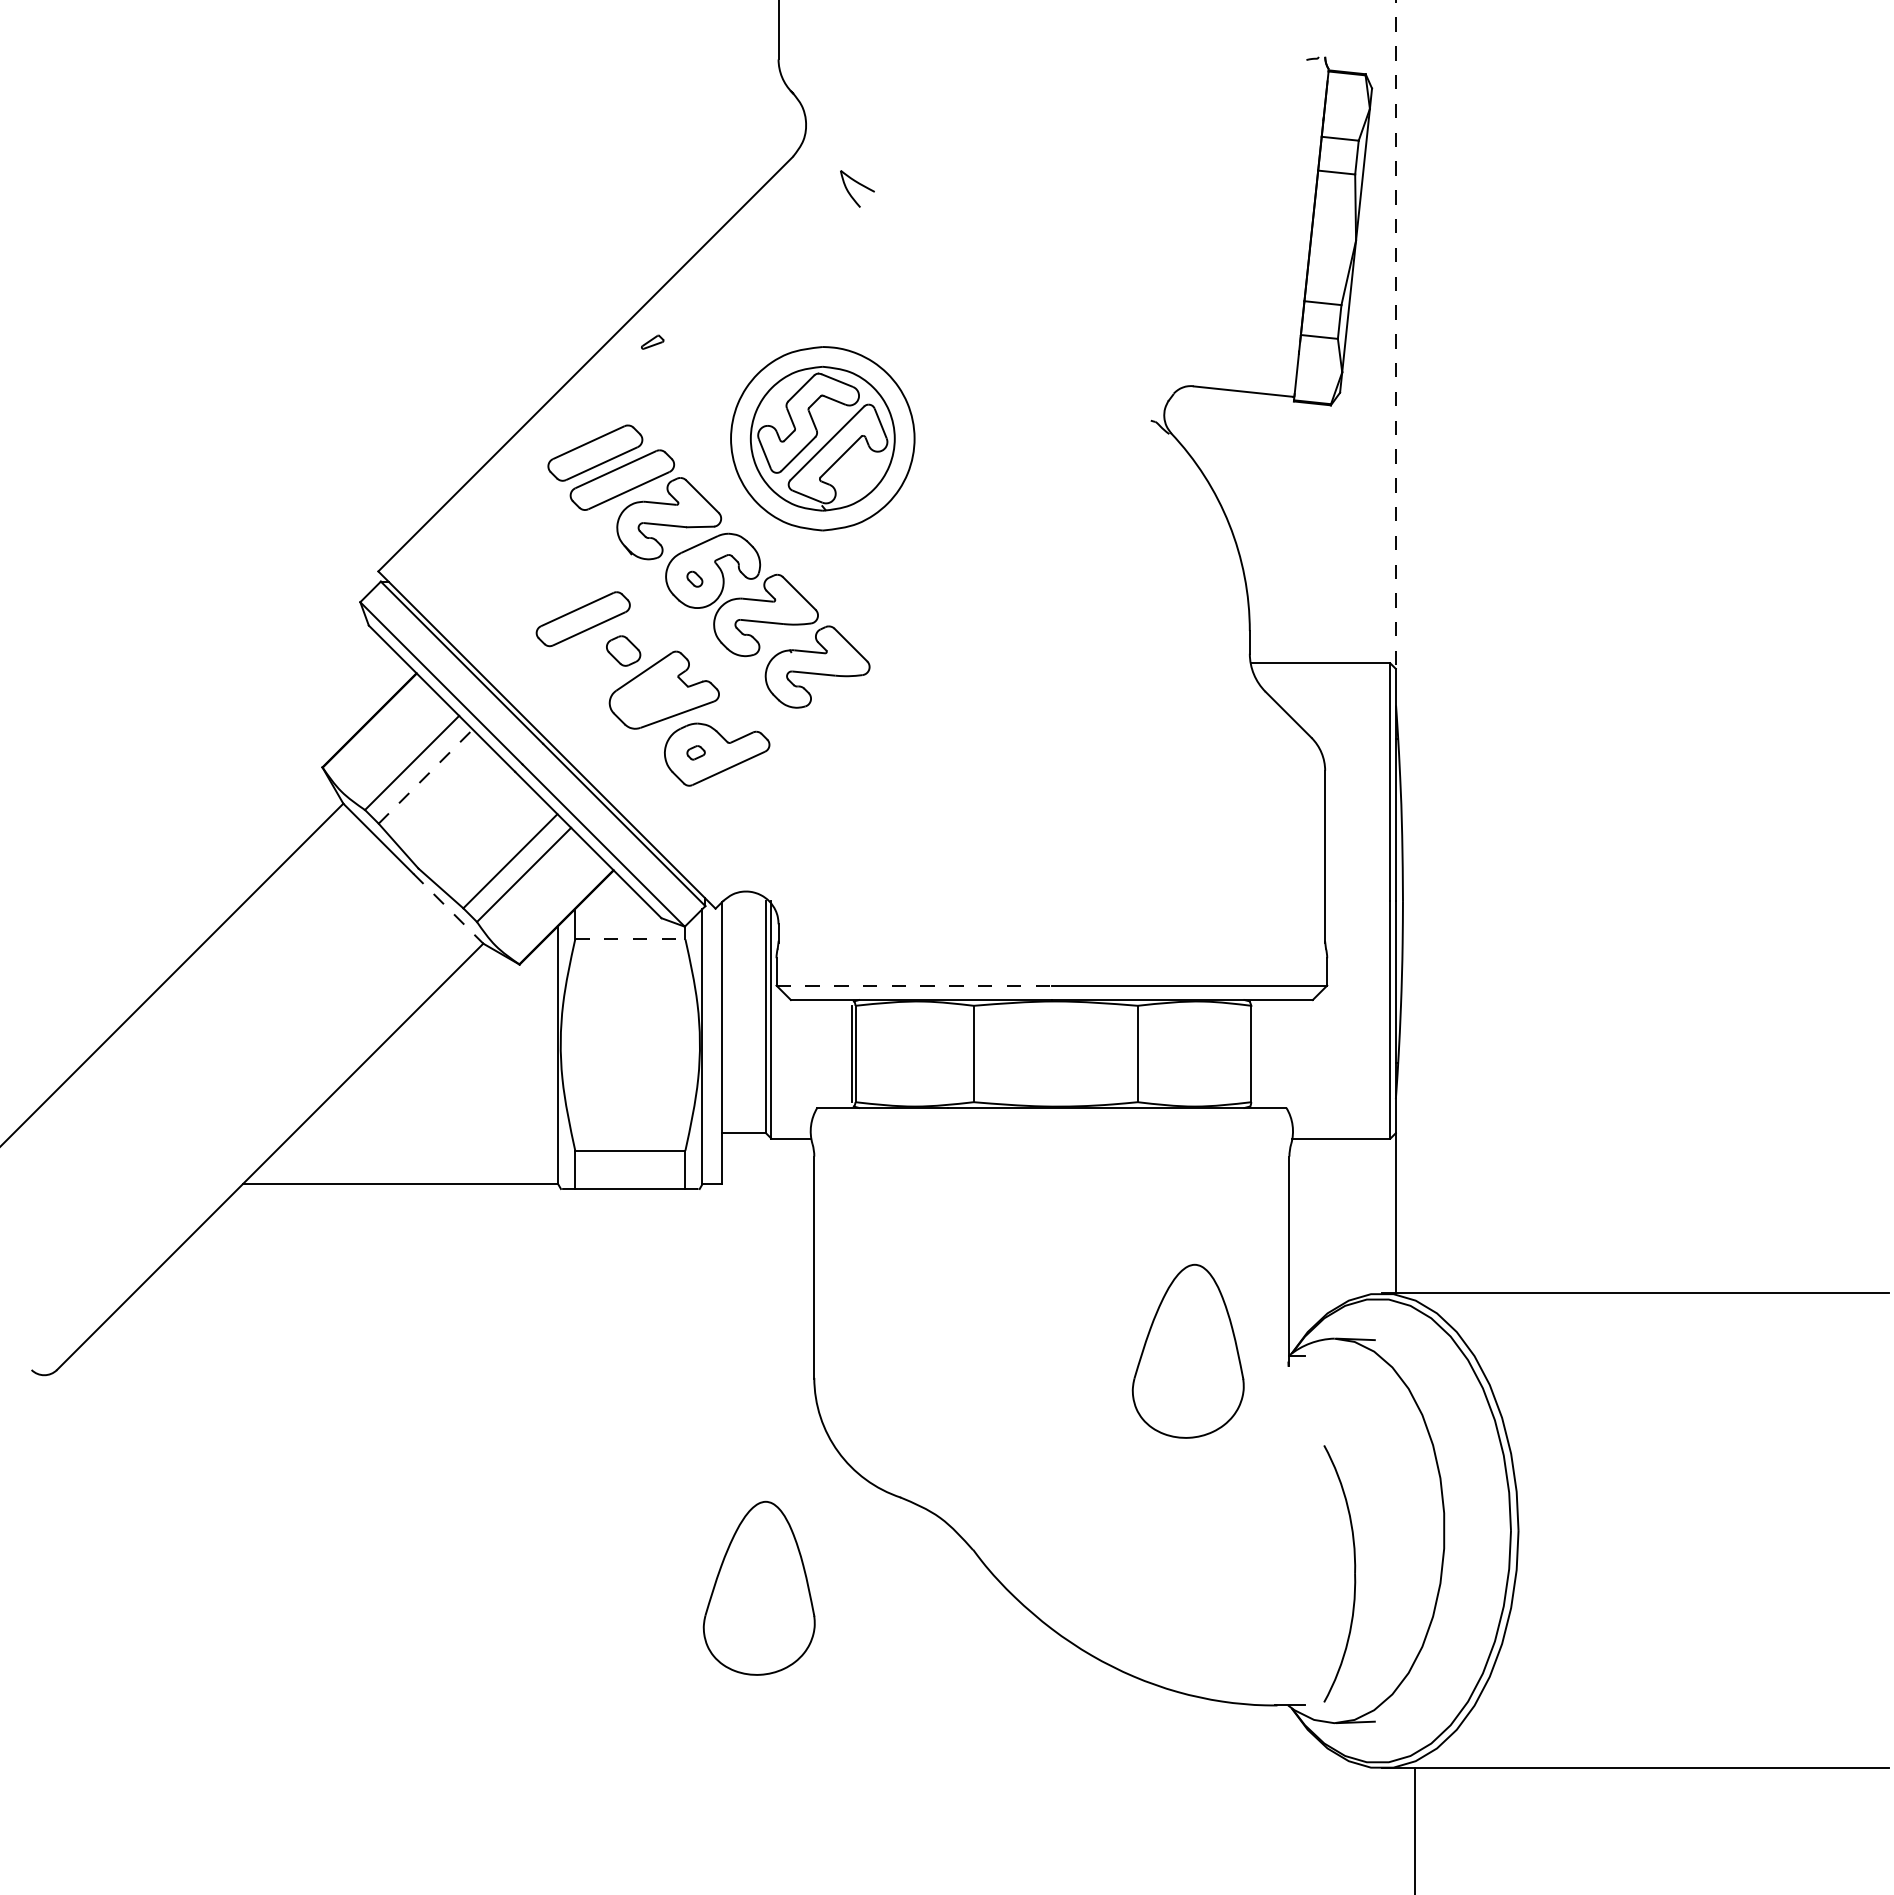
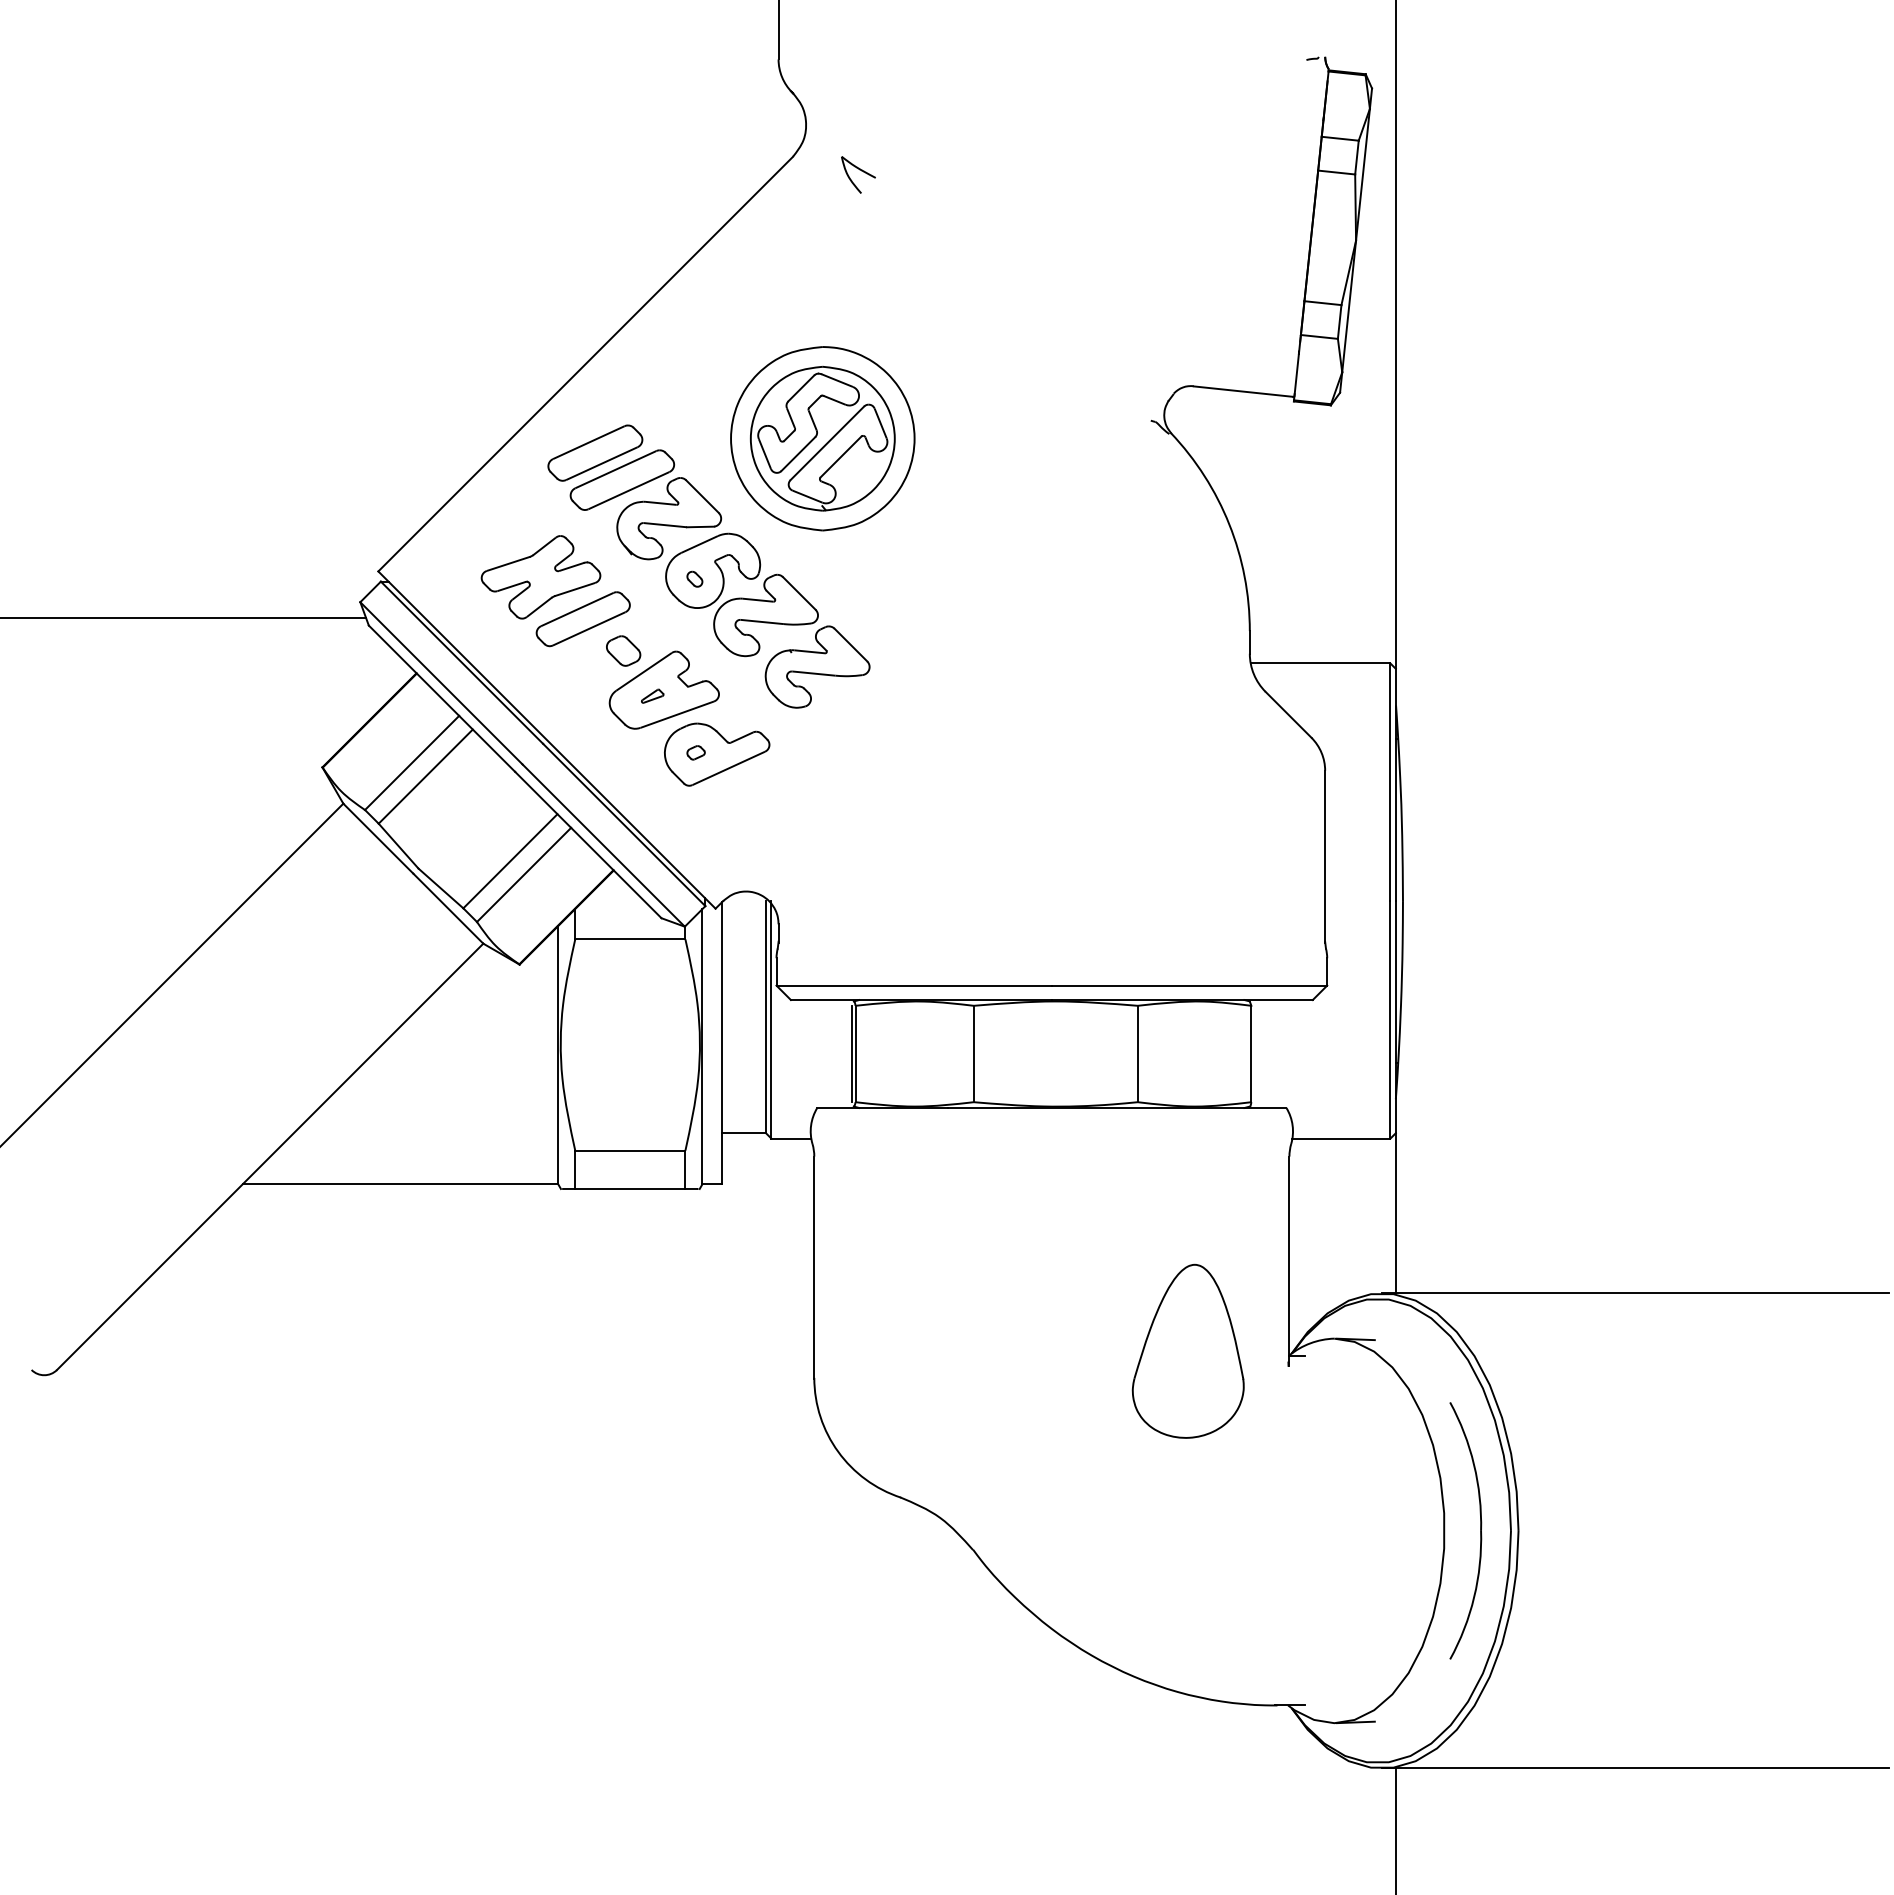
part position: (857, 188) -> (858, 174) (858, 174)
line: dashed -> solid (1395, 335)
part position: (652, 341) -> (652, 695) (652, 695)
part: none -> present (540, 577)
line: none -> present (183, 617)
line: dashed -> solid (425, 776)
line: dashed -> solid (448, 909)
line: dashed -> solid (630, 939)
line: dashed -> solid (914, 985)
part position: (1354, 1573) -> (1480, 1530) (1480, 1530)
part: present -> none (758, 1587)
line position: (1414, 1829) -> (1395, 1829) (1395, 1829)
